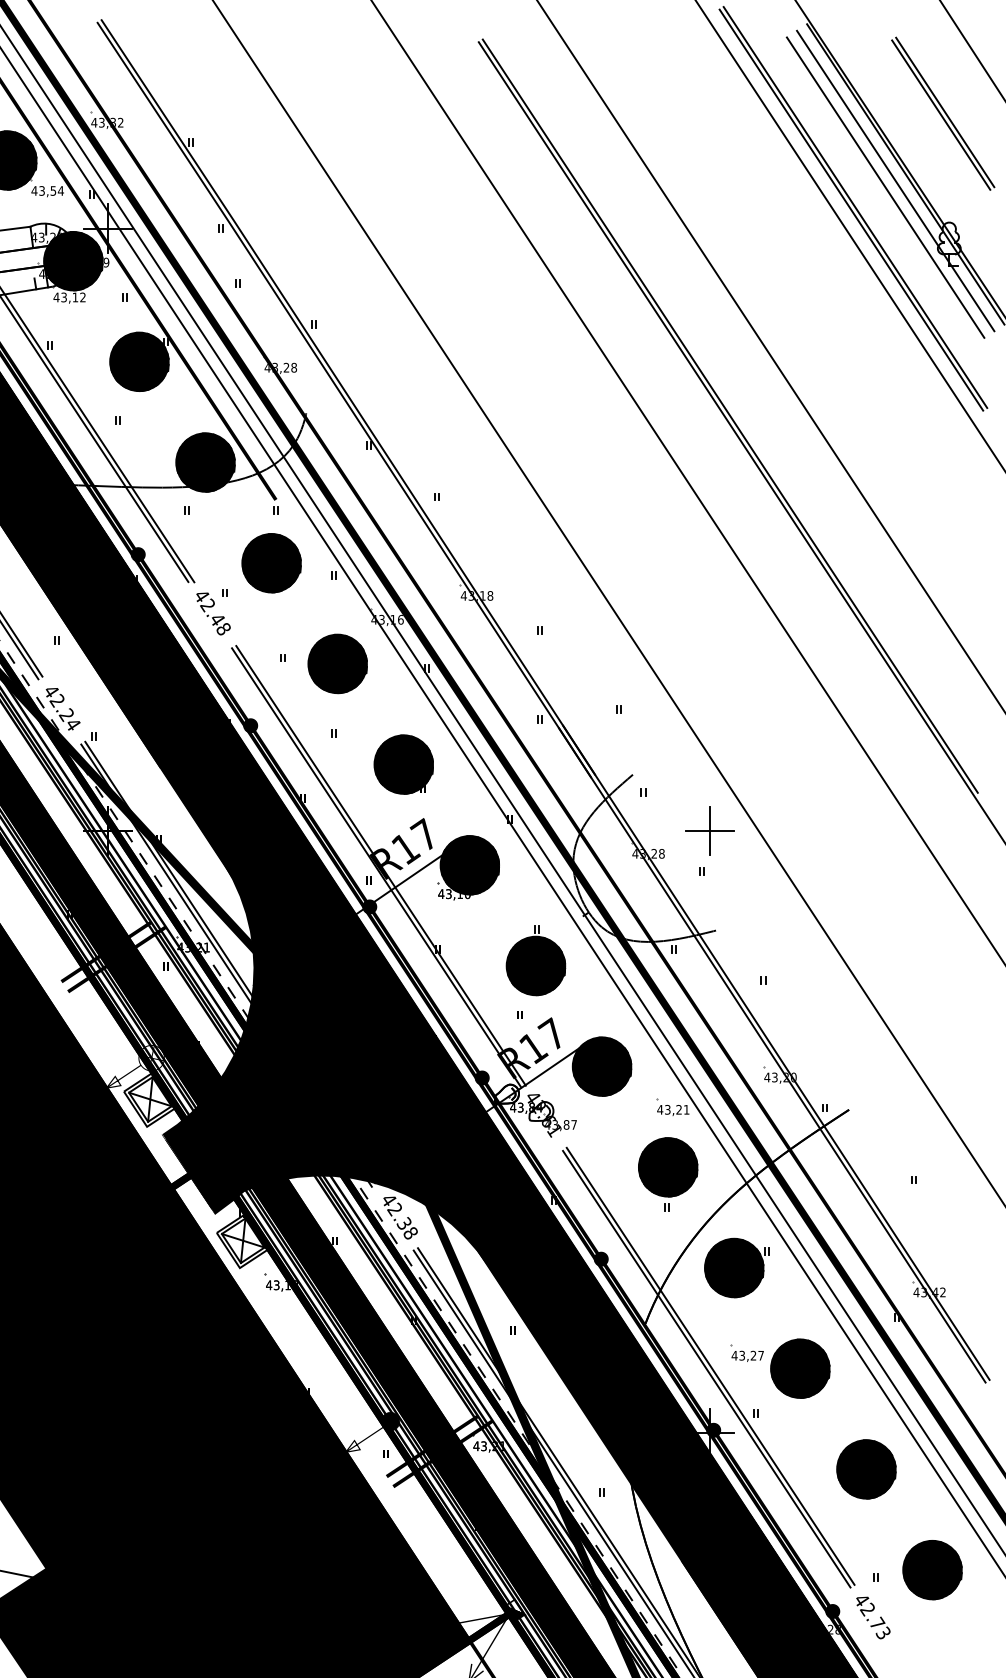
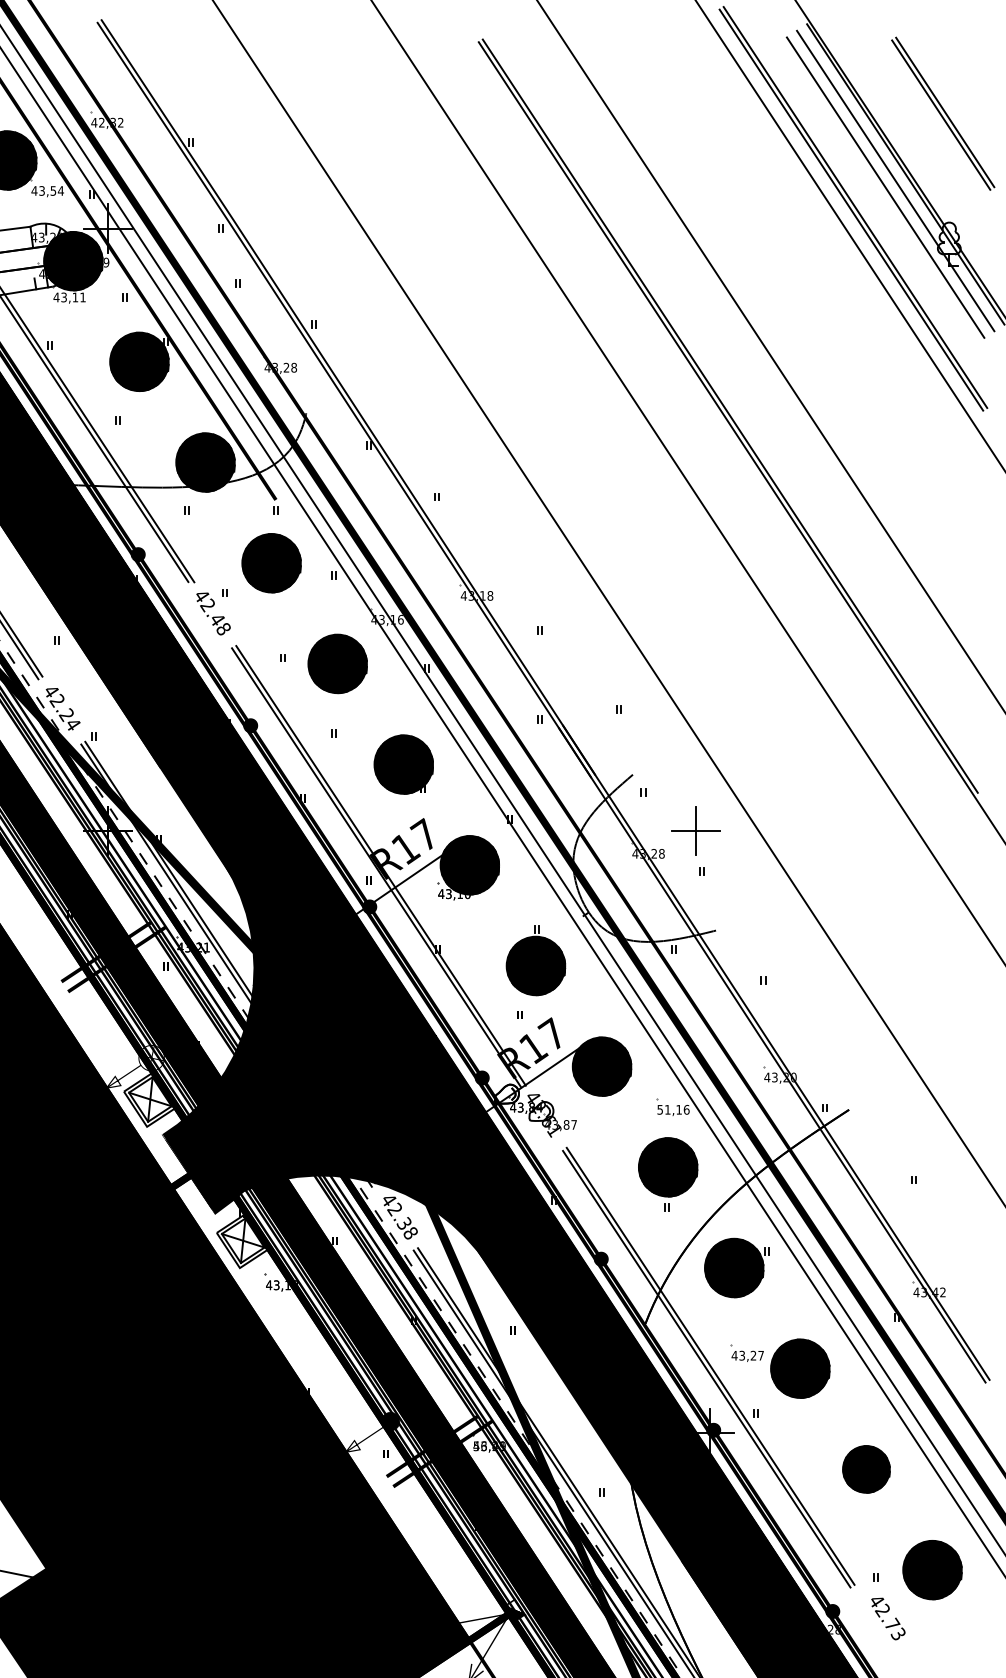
line: present -> none (971, 49)
text: 43,32 -> 42,32 (101, 122)
text: 43,12 -> 43,11 (82, 297)
part position: (709, 830) -> (695, 830) (695, 830)
text: 43,21 -> 51,16 (673, 1109)
text: 43,21 -> 56,49 (489, 1446)
part size: 61x61 px -> 49x49 px (866, 1469)
text position: (873, 1617) -> (888, 1618) (888, 1618)
